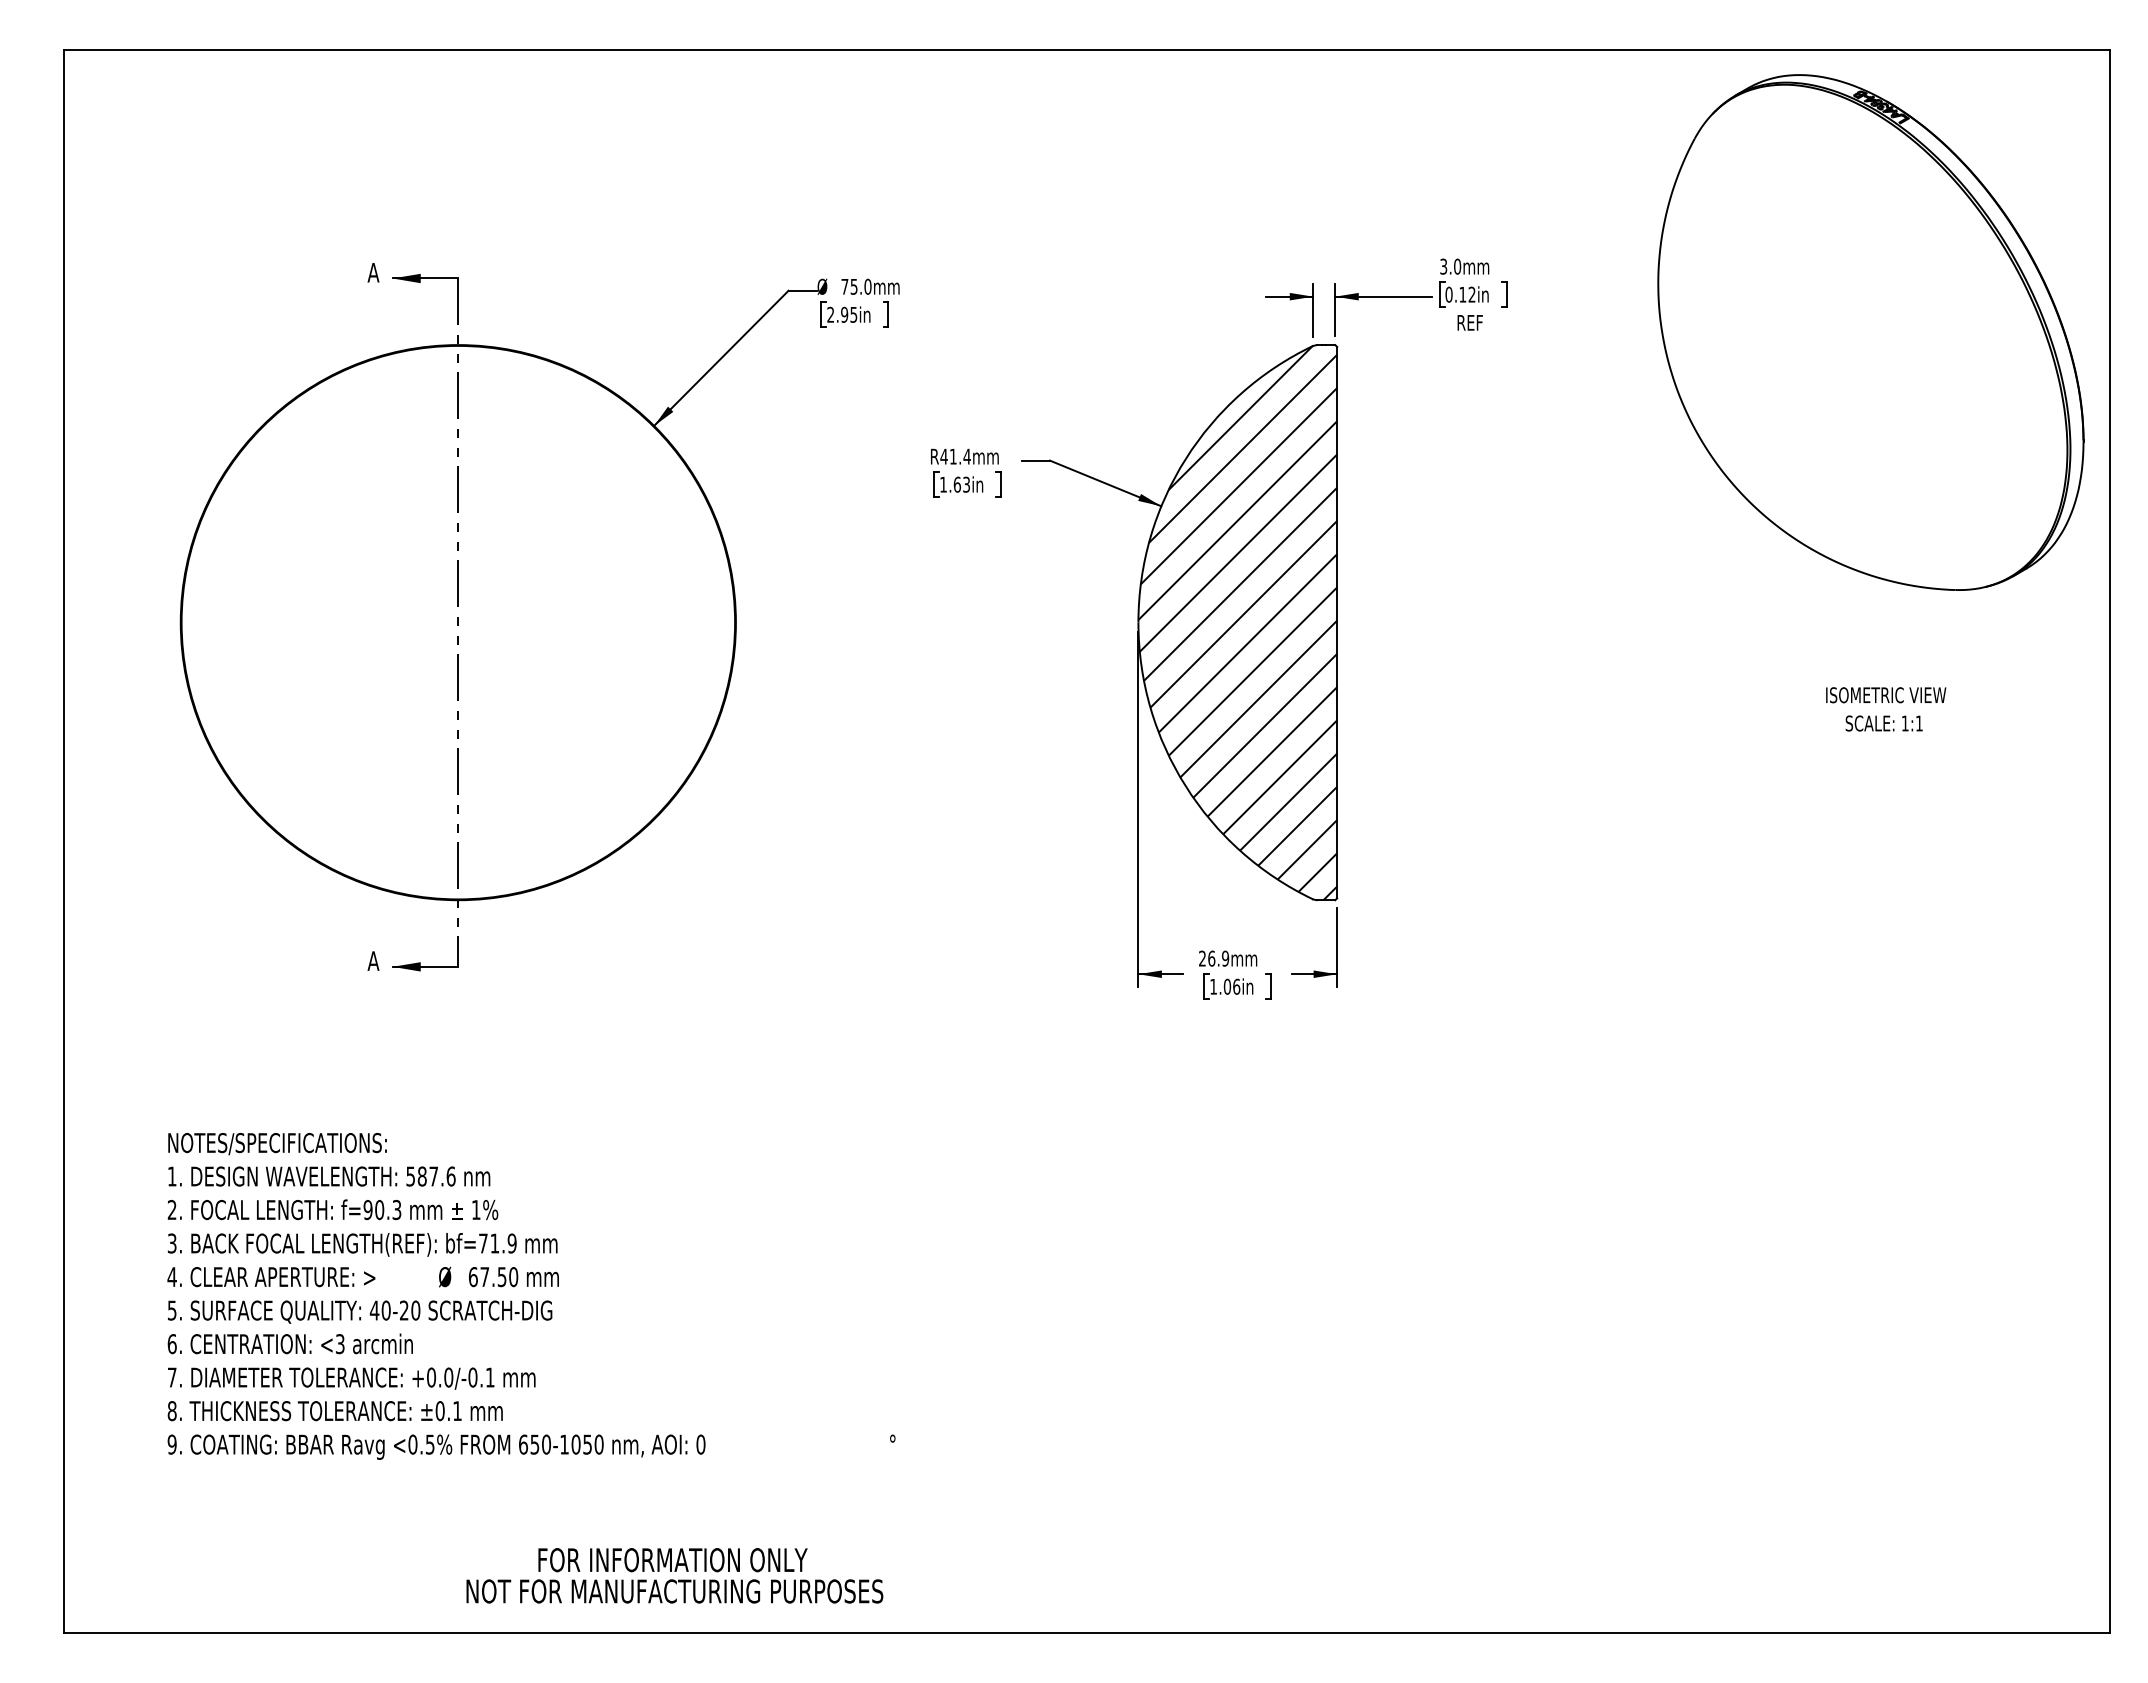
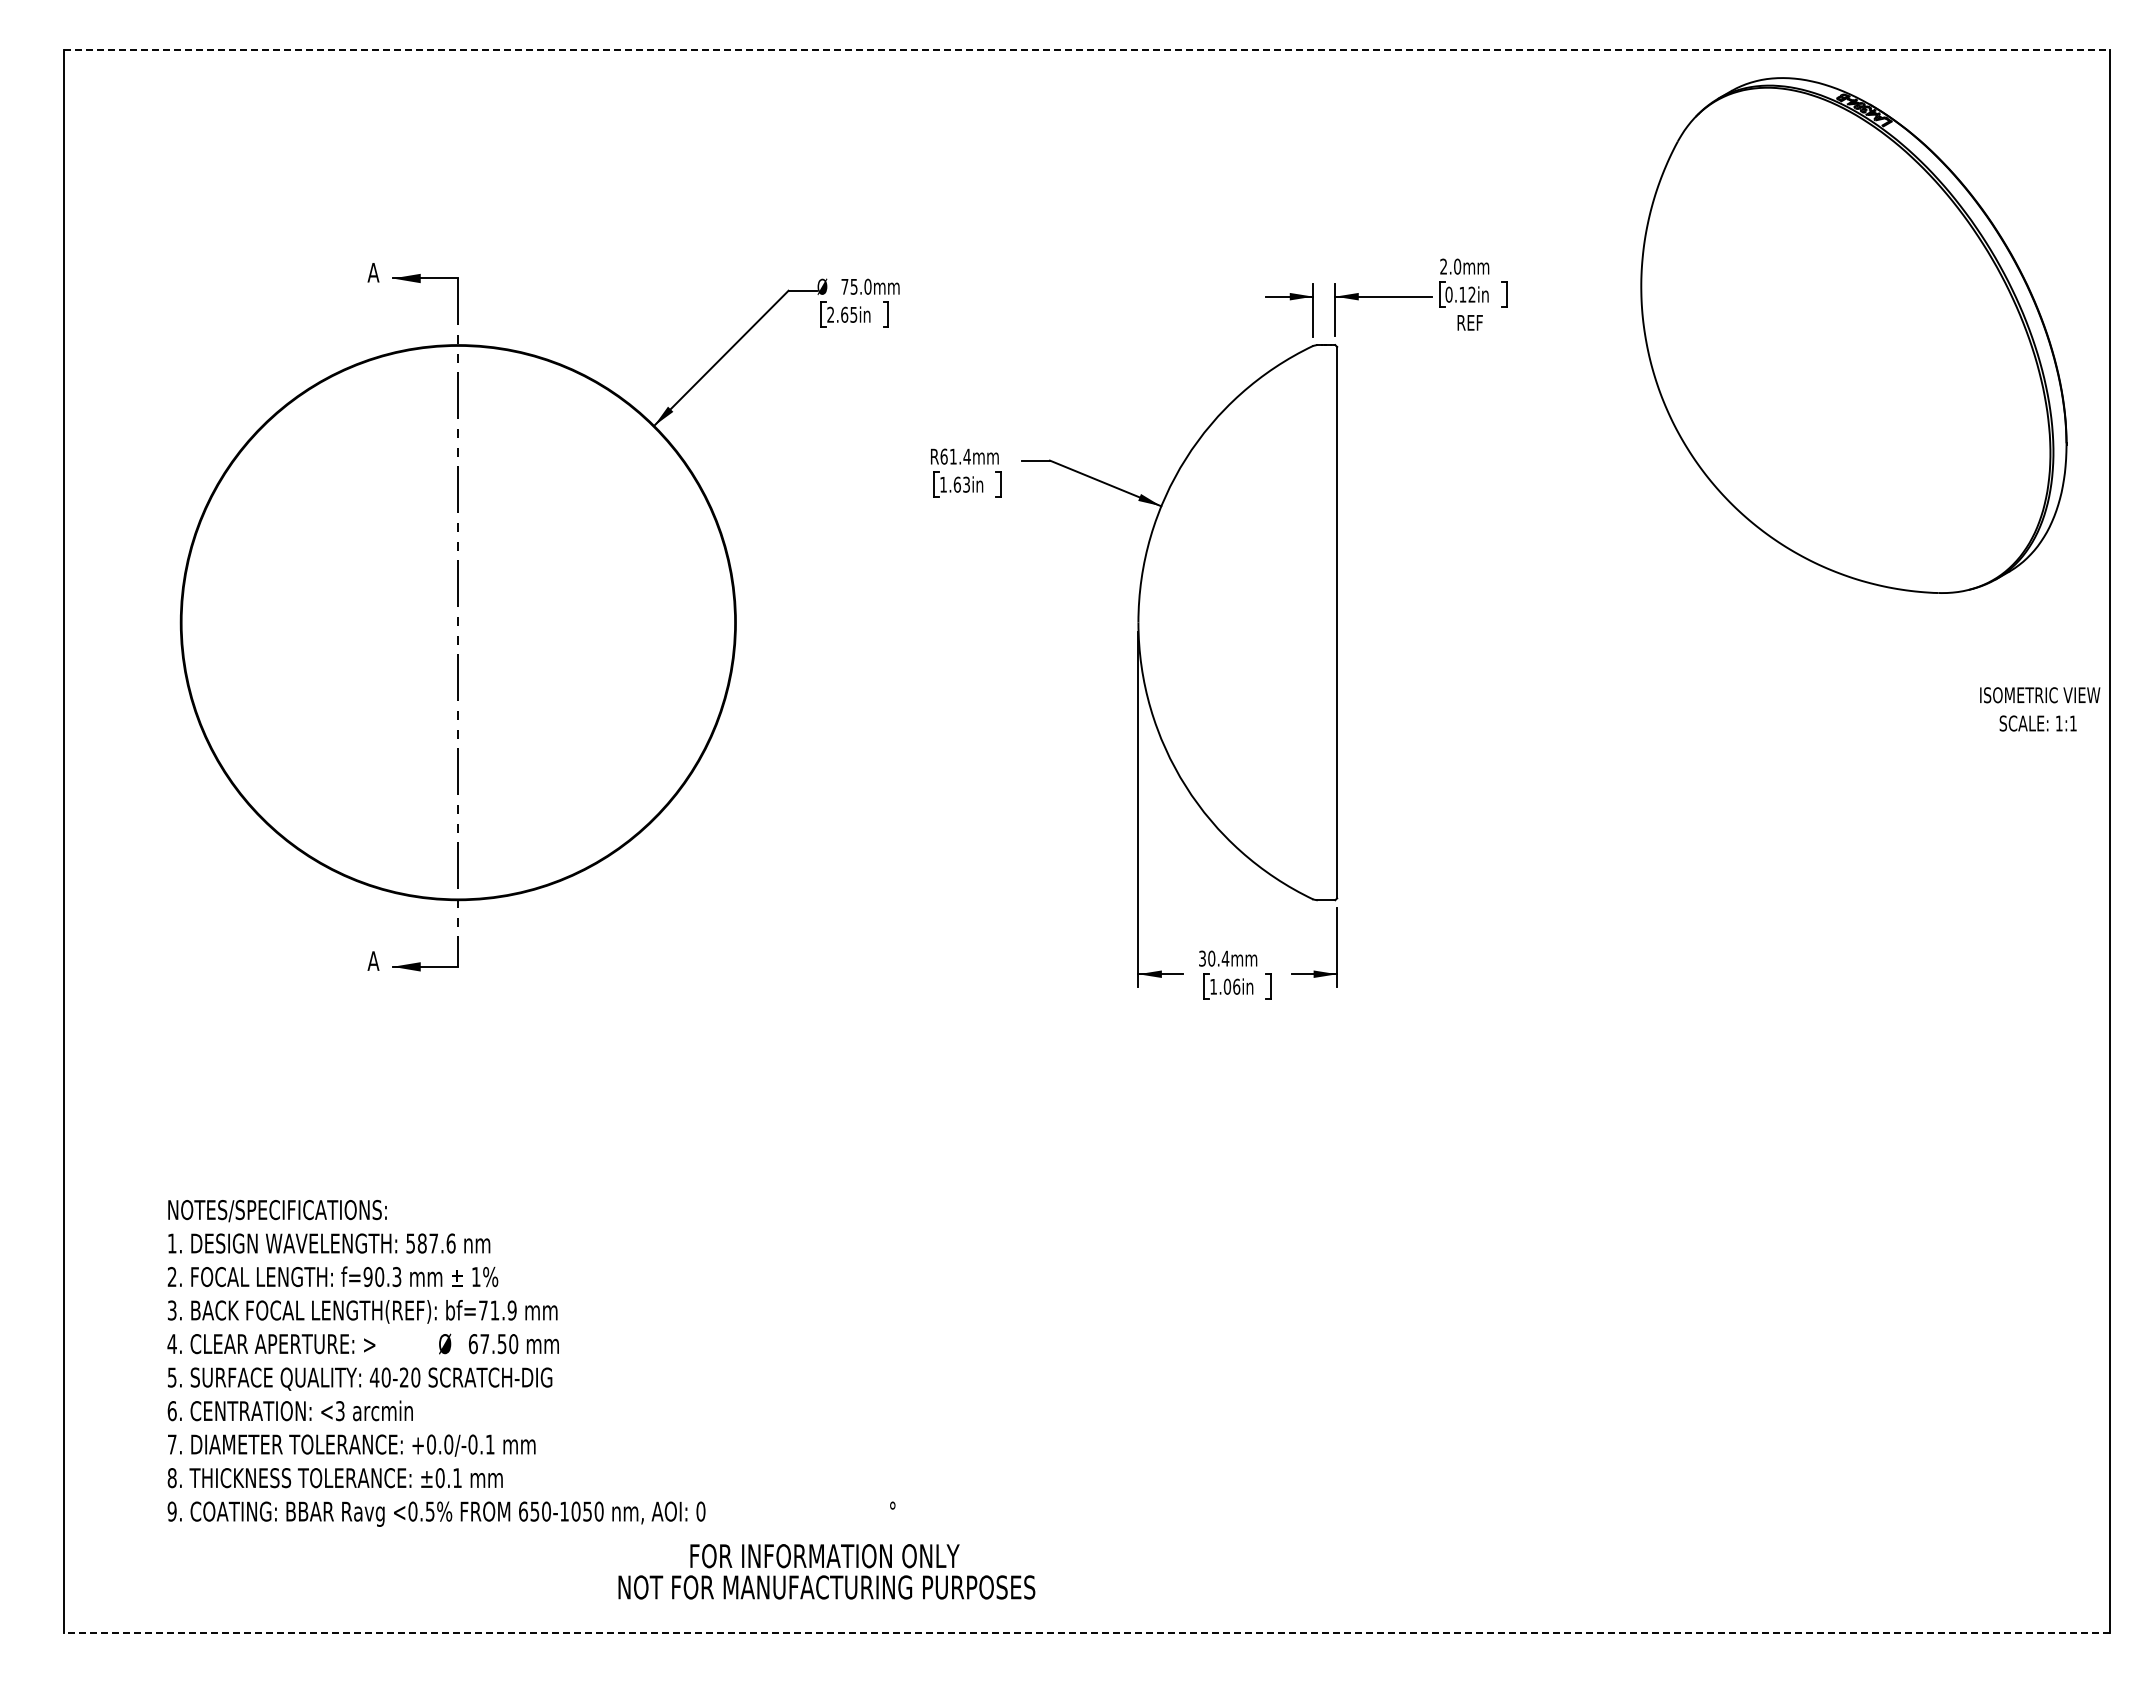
line: solid -> dashed (1087, 50)
text: 3.0mm -> 2.0mm (1443, 266)
text: 2.95in -> 2.65in (844, 314)
part position: (1870, 332) -> (1853, 335) (1853, 335)
text: R41.4mm -> R61.4mm (943, 456)
hatch: present -> none (1237, 623)
text position: (1886, 709) -> (2040, 709) (2040, 709)
text: 26.9mm -> 30.4mm (1214, 958)
text position: (531, 1296) -> (531, 1363) (531, 1363)
text position: (674, 1575) -> (826, 1571) (826, 1571)
line: solid -> dashed (1087, 1632)
